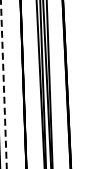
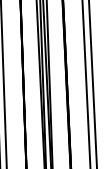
line: none -> present (86, 83)
line: none -> present (92, 83)
line: dashed -> solid (3, 84)
